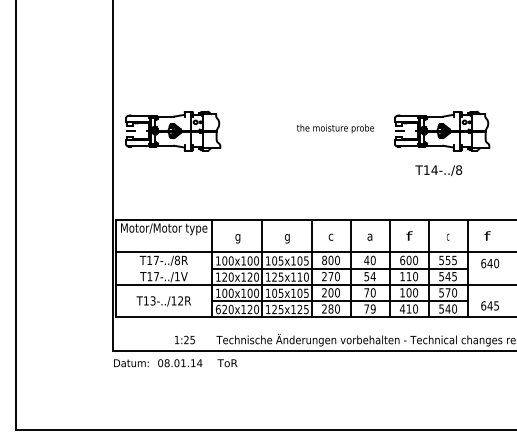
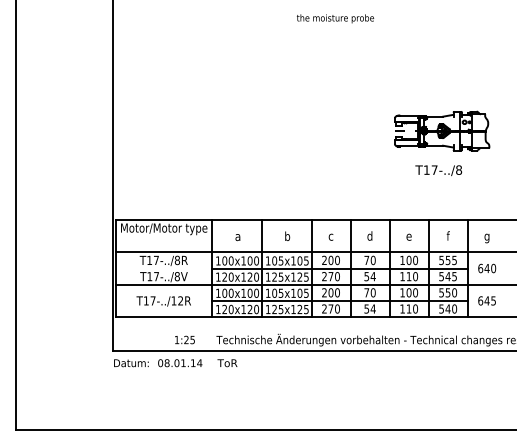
text position: (335, 128) -> (335, 18) (335, 18)
part: present -> none (173, 130)
text: T14-../8 -> T17-../8 (434, 169)
text: a -> d (369, 235)
text: f -> e (409, 235)
text: c -> f (447, 235)
text: g -> b (287, 237)
text: f -> g (487, 237)
text: g -> a (237, 238)
text: 40 -> 70 (366, 259)
text: 800 -> 200 (324, 260)
text: 600 -> 100 (402, 260)
text position: (490, 263) -> (487, 268) (487, 268)
text: T17-../1V -> T17-../8V (176, 276)
text: 125x110 -> 125x125 (302, 276)
text: 570 -> 550 (447, 292)
text: T13-../12R -> T17-../12R (152, 300)
text position: (489, 305) -> (486, 300) (486, 300)
text: 280 -> 270 (330, 308)
text: 79 -> 54 (369, 308)
text: 410 -> 110 (402, 308)
text: 620x120 -> 120x120 (217, 309)
